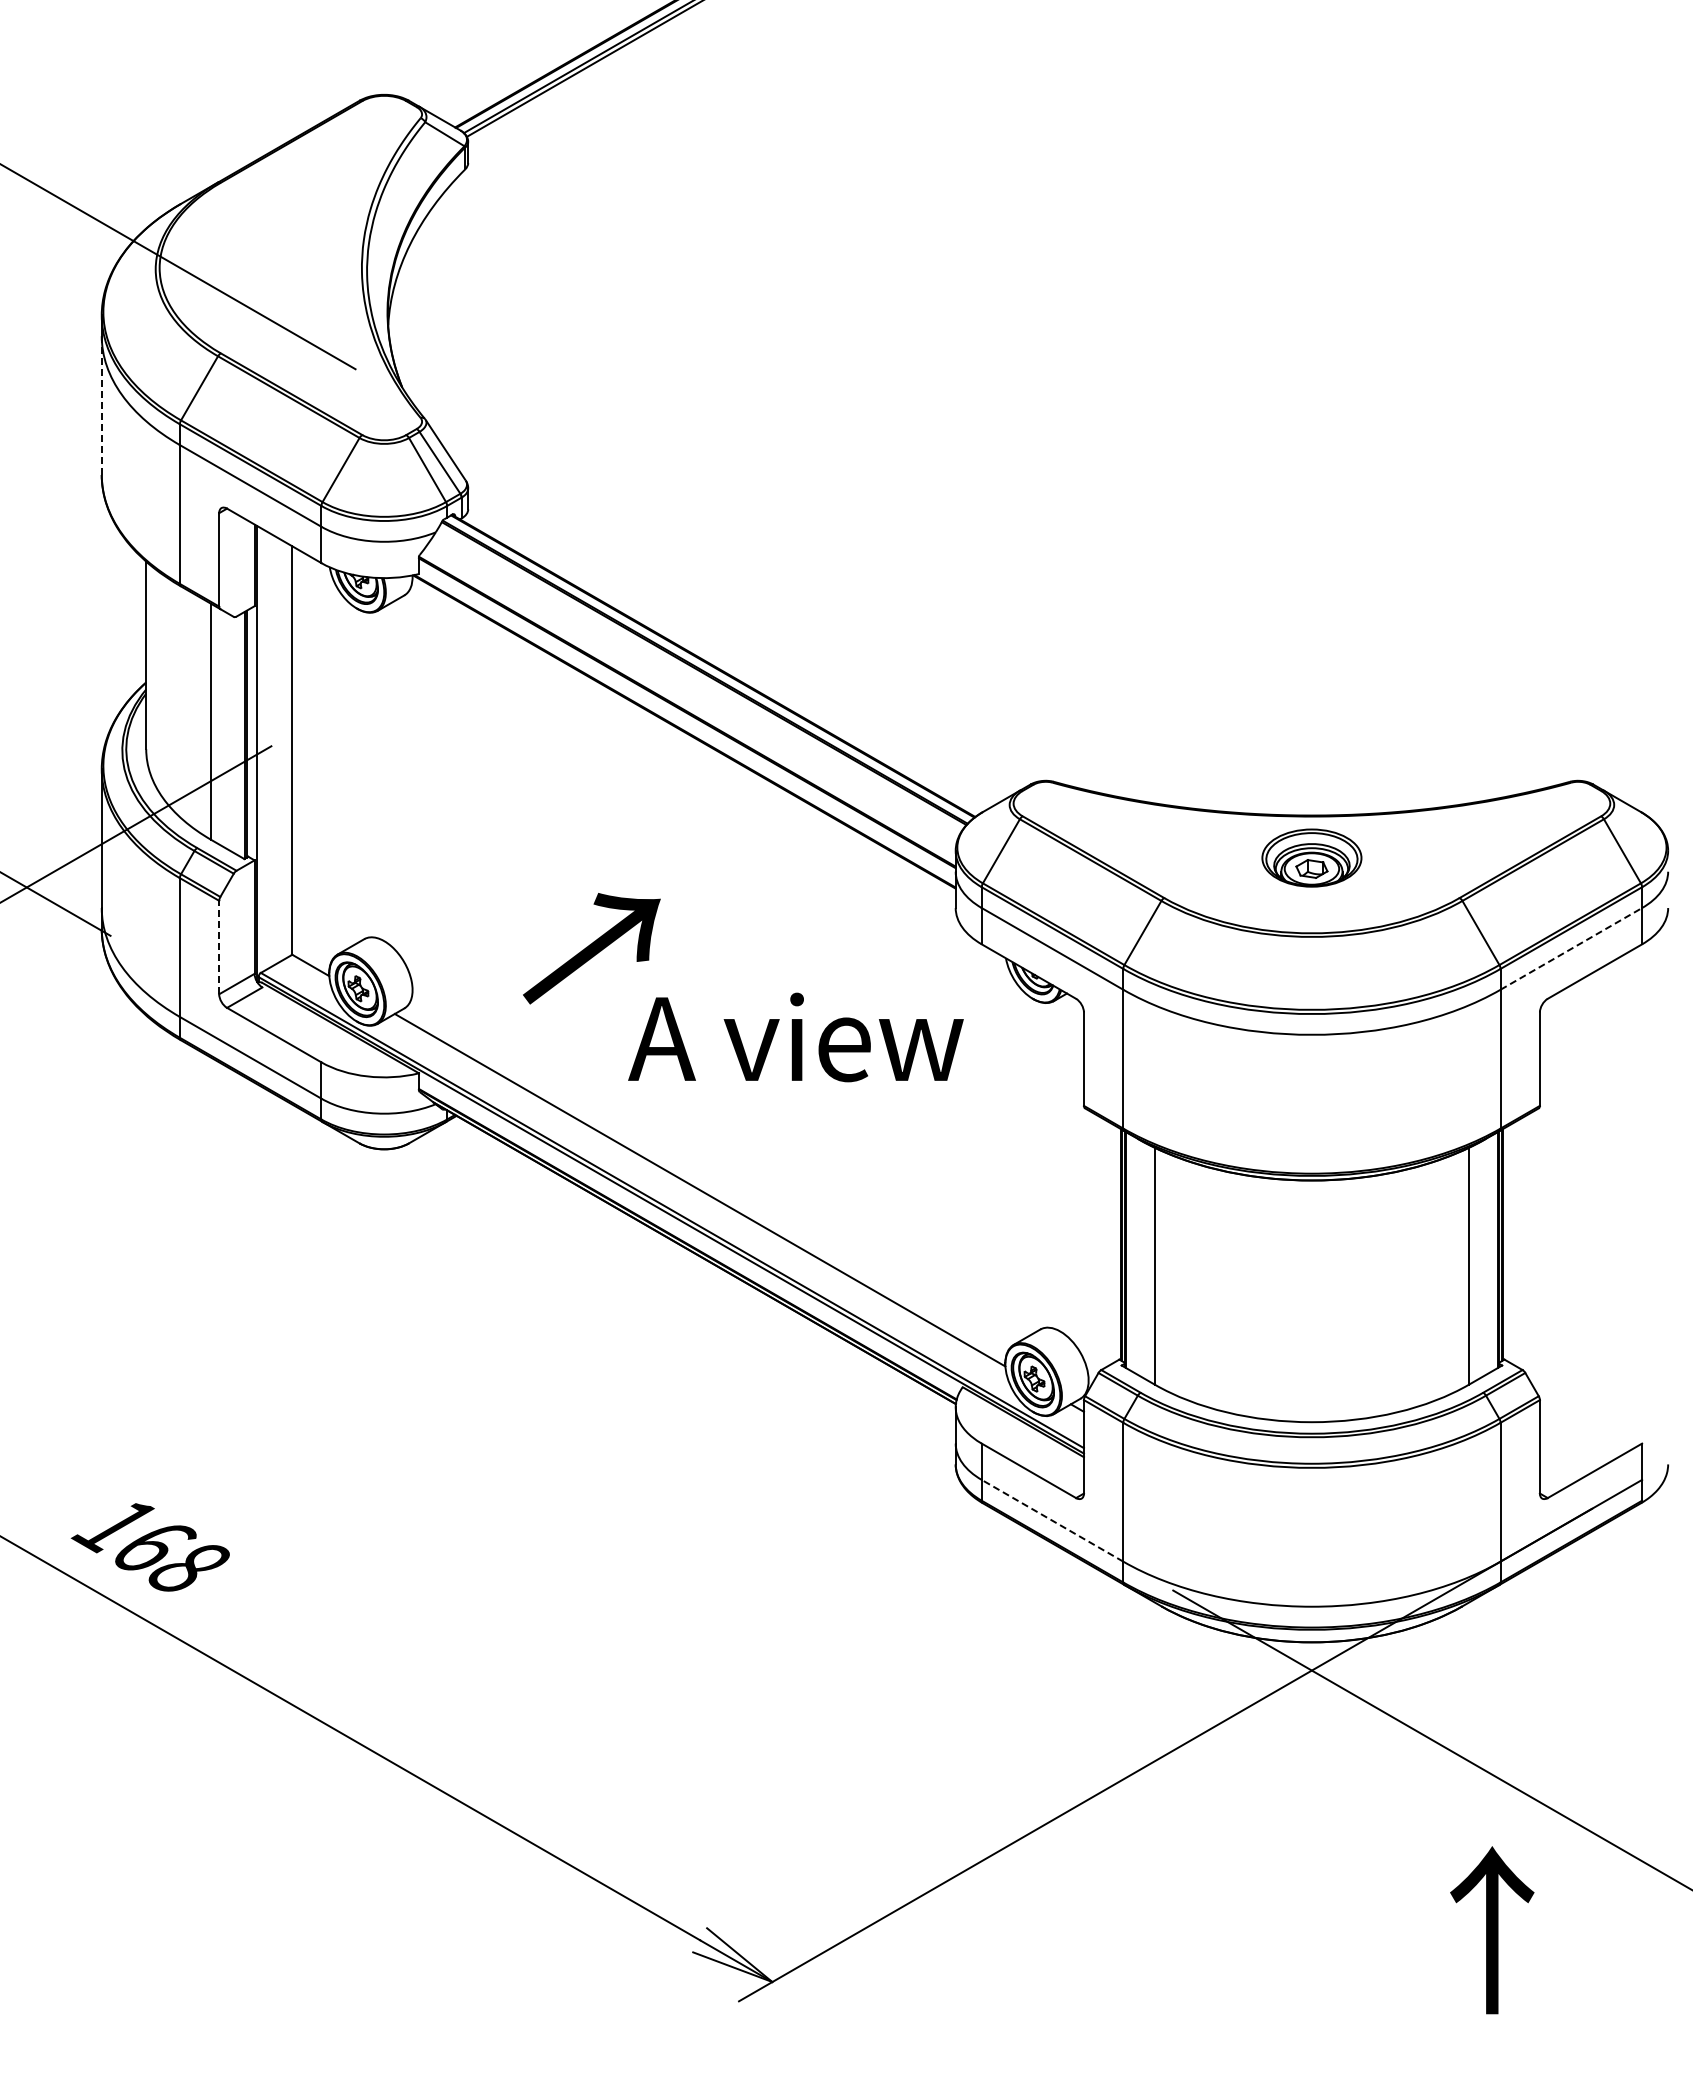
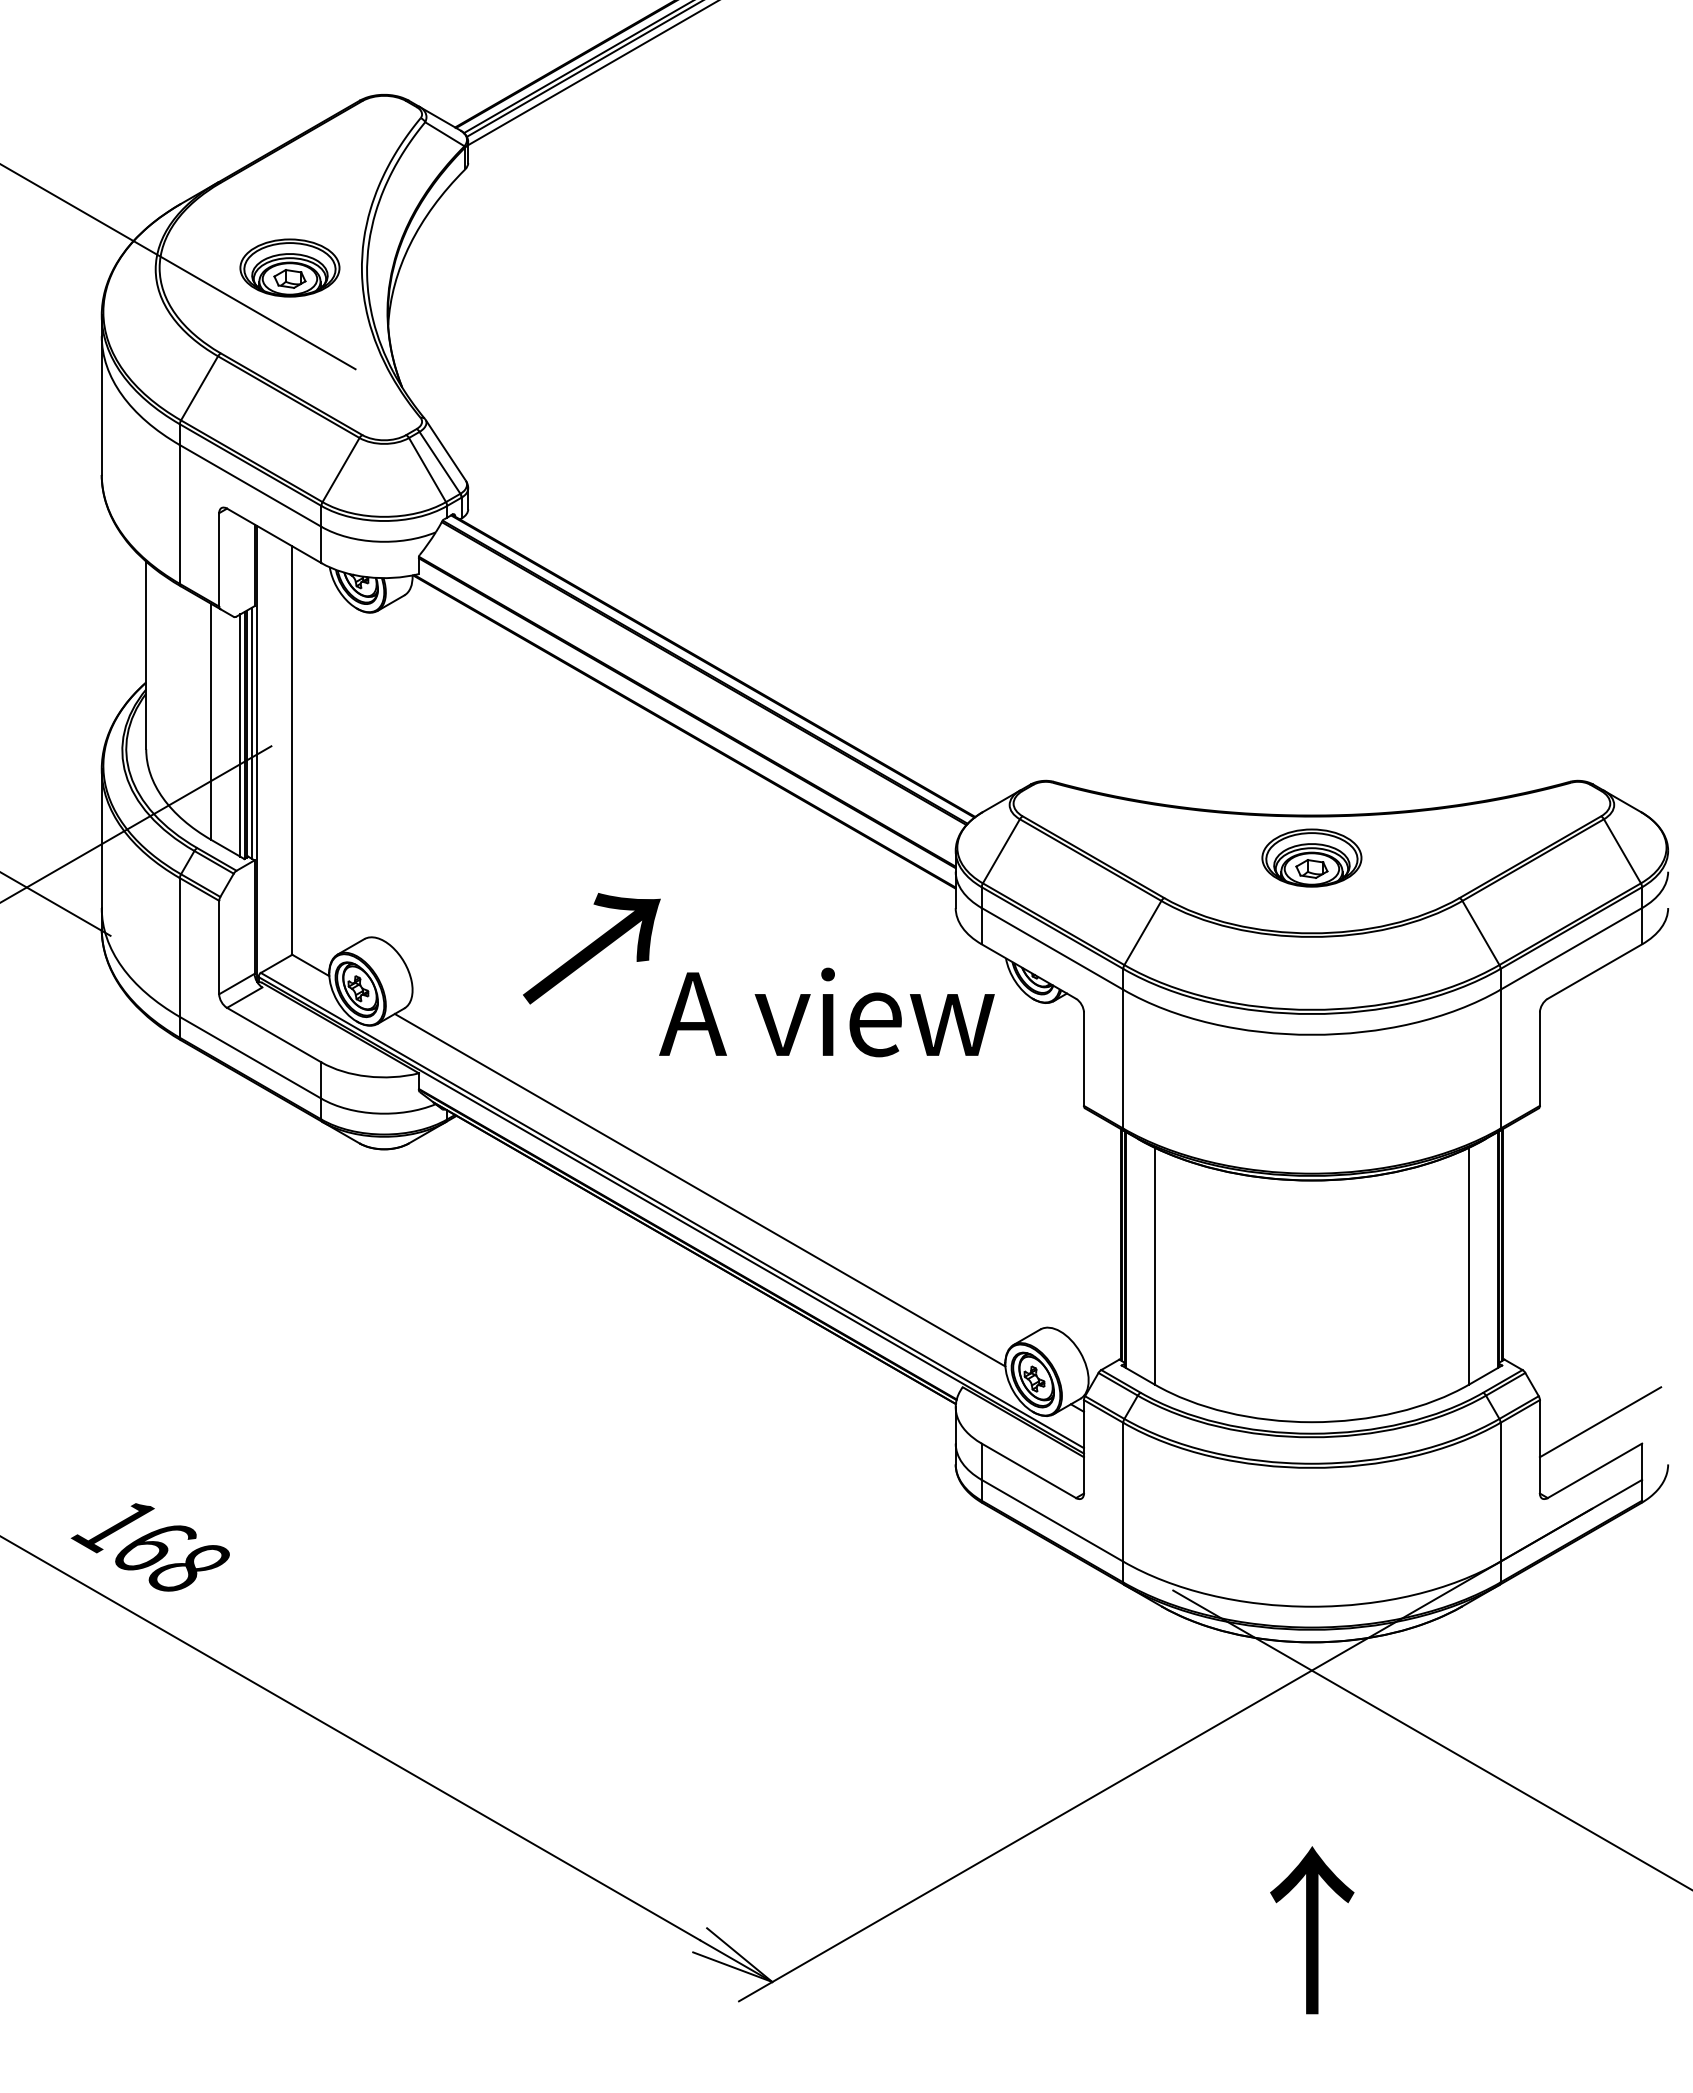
line: none -> present (591, 73)
part: none -> present (289, 267)
line: dashed -> solid (101, 405)
line: none -> present (252, 733)
line: none -> present (240, 735)
line: dashed -> solid (219, 947)
line: dashed -> solid (1571, 948)
text position: (795, 1037) -> (826, 1012) (826, 1012)
line: none -> present (1600, 1422)
line: dashed -> solid (1052, 1520)
text position: (1492, 1930) -> (1312, 1930) (1312, 1930)
